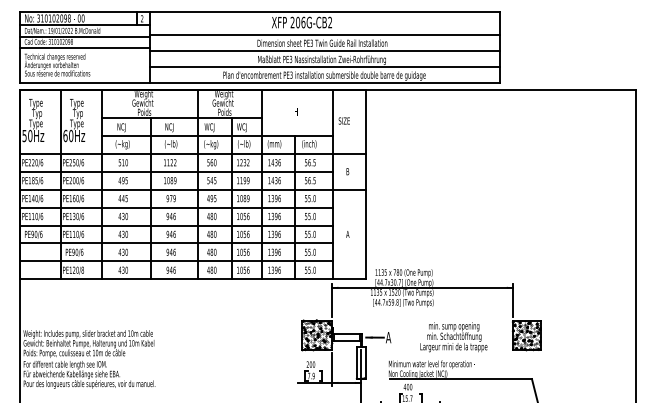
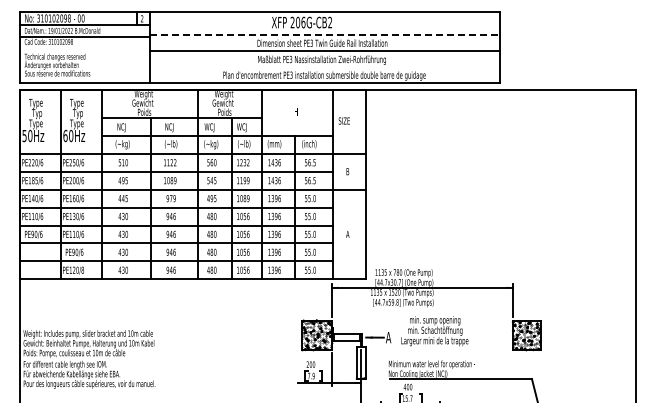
line: solid -> dashed (325, 34)
line: present -> none (84, 47)
line: present -> none (324, 67)
text position: (453, 337) -> (434, 331) (434, 331)
